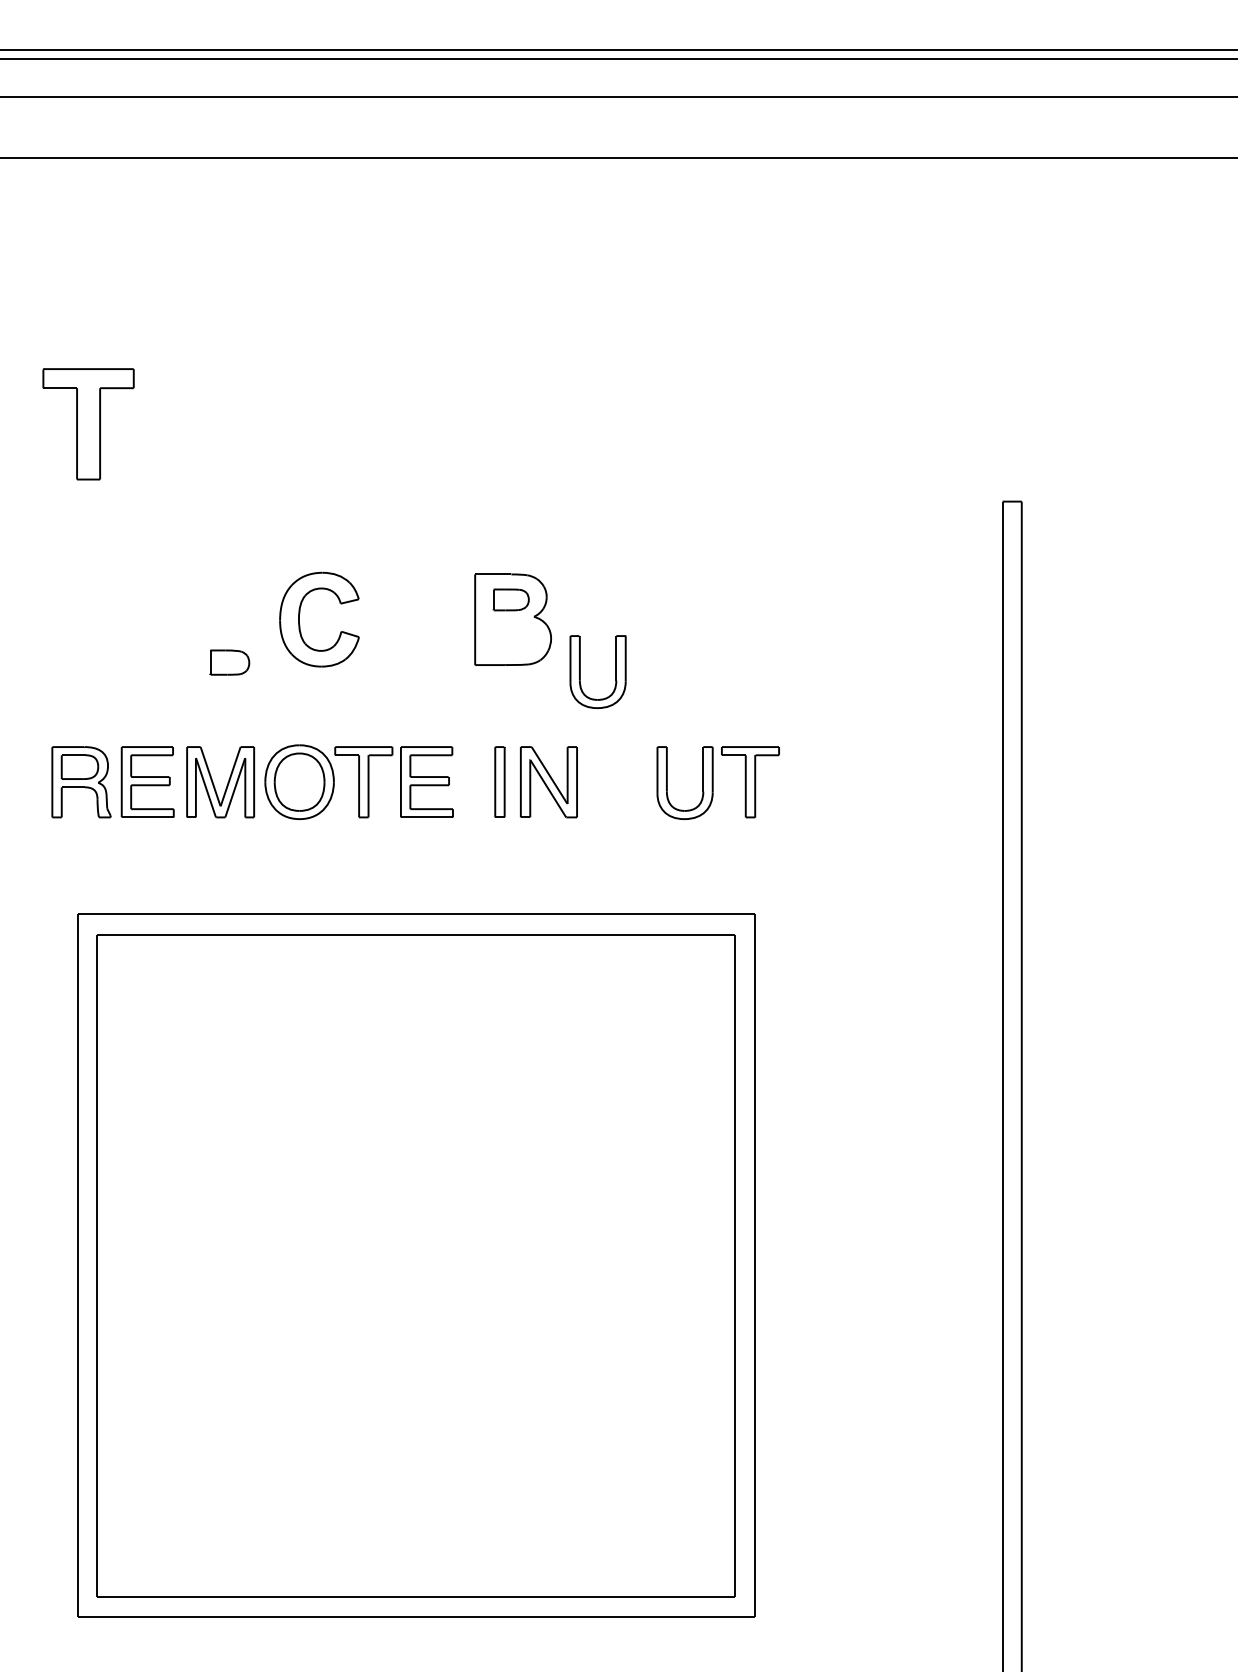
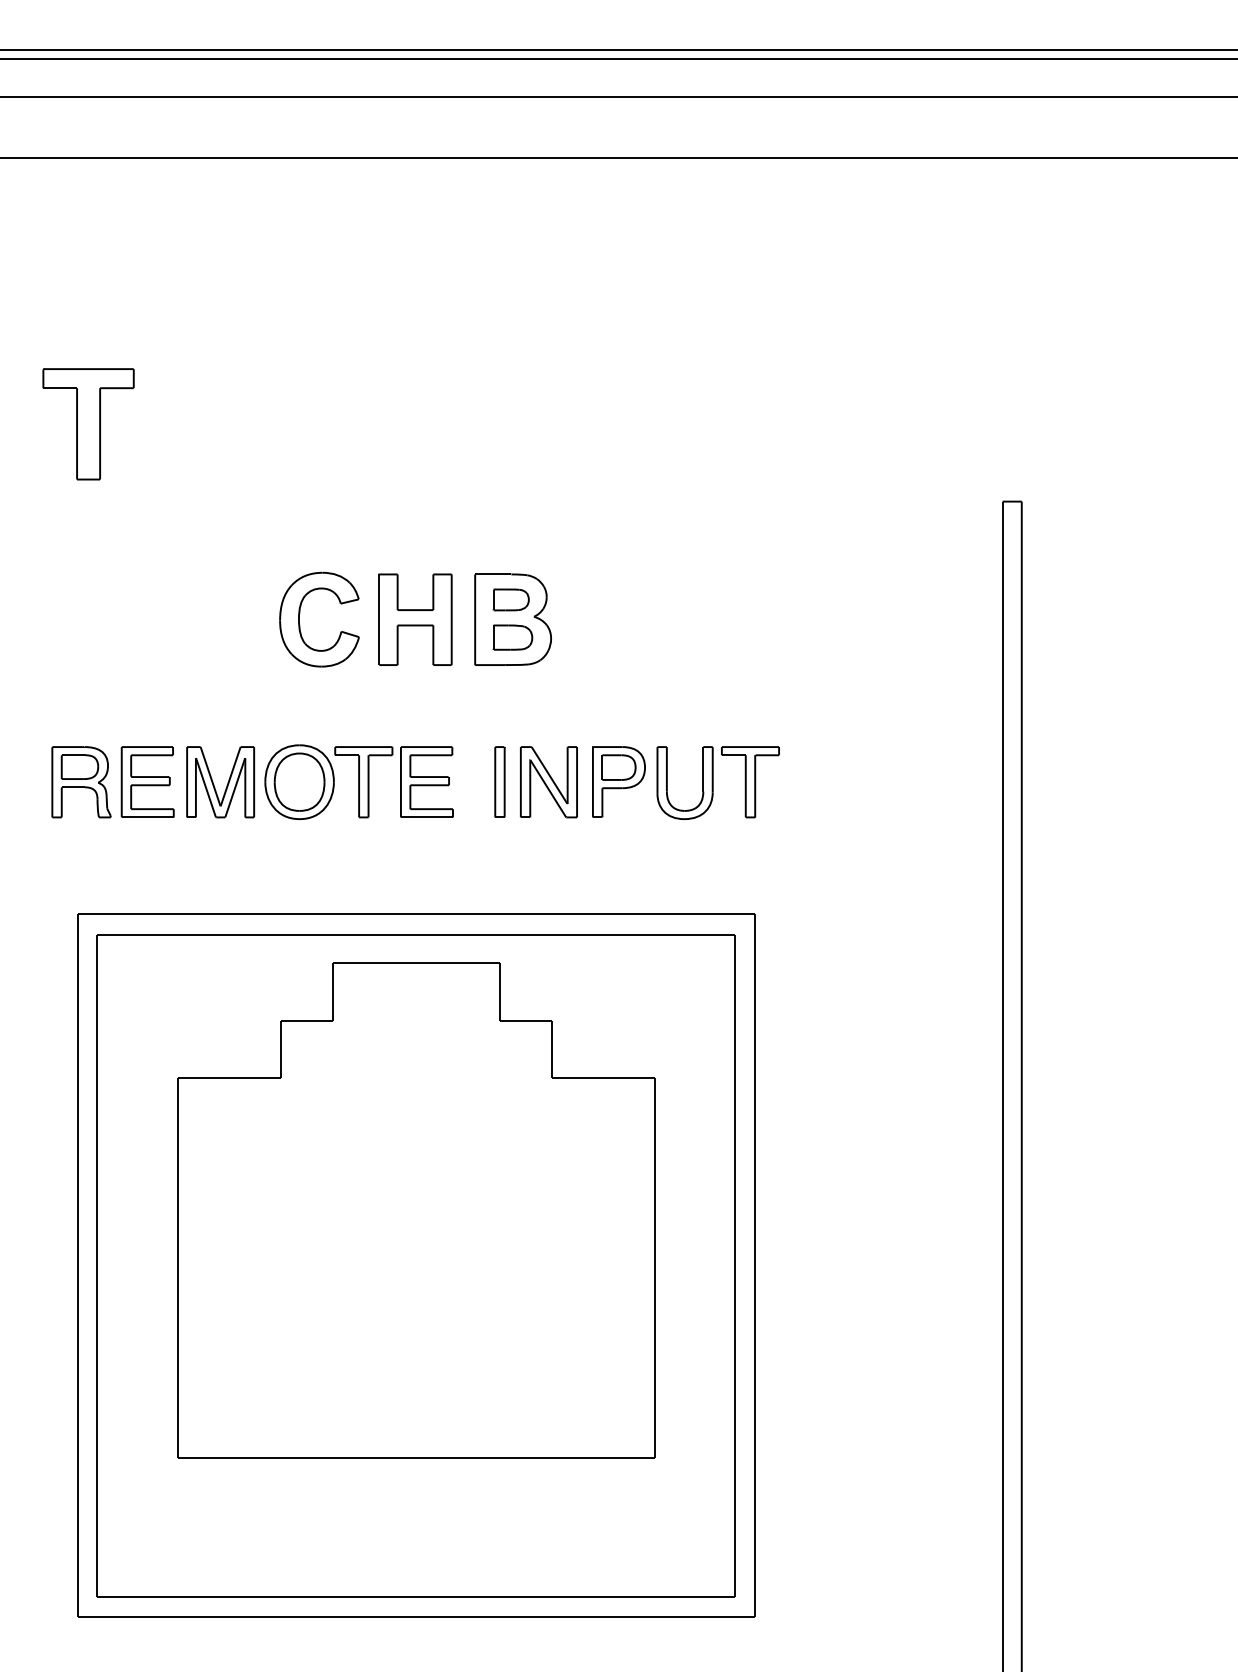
part: none -> present (415, 619)
part position: (229, 662) -> (512, 637) (512, 637)
part: present -> none (580, 671)
part: none -> present (618, 781)
part: none -> present (416, 1210)
